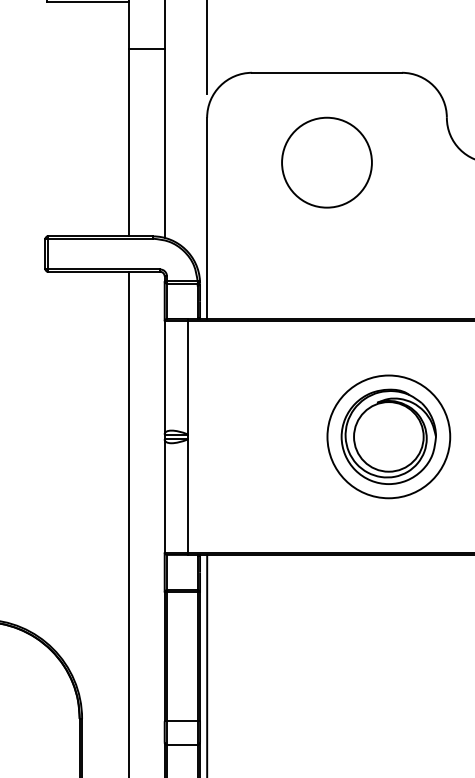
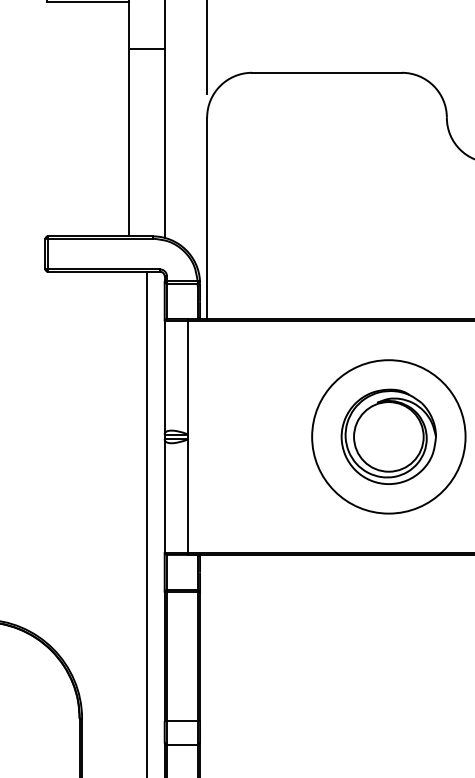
circle: present -> none (326, 162)
circle diameter: 123 px -> 153 px (388, 436)
line position: (129, 522) -> (147, 522) (147, 522)
line: present -> none (207, 664)
